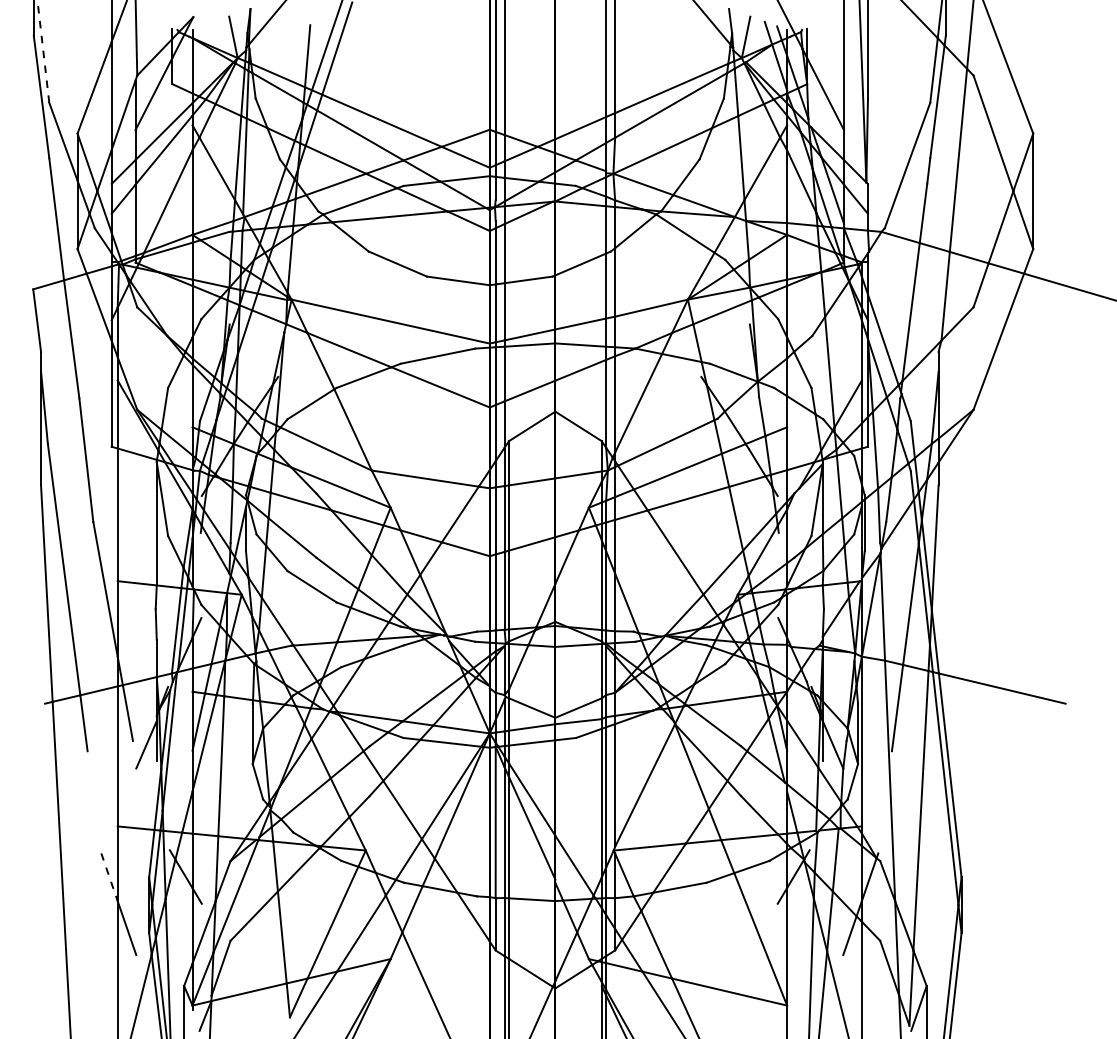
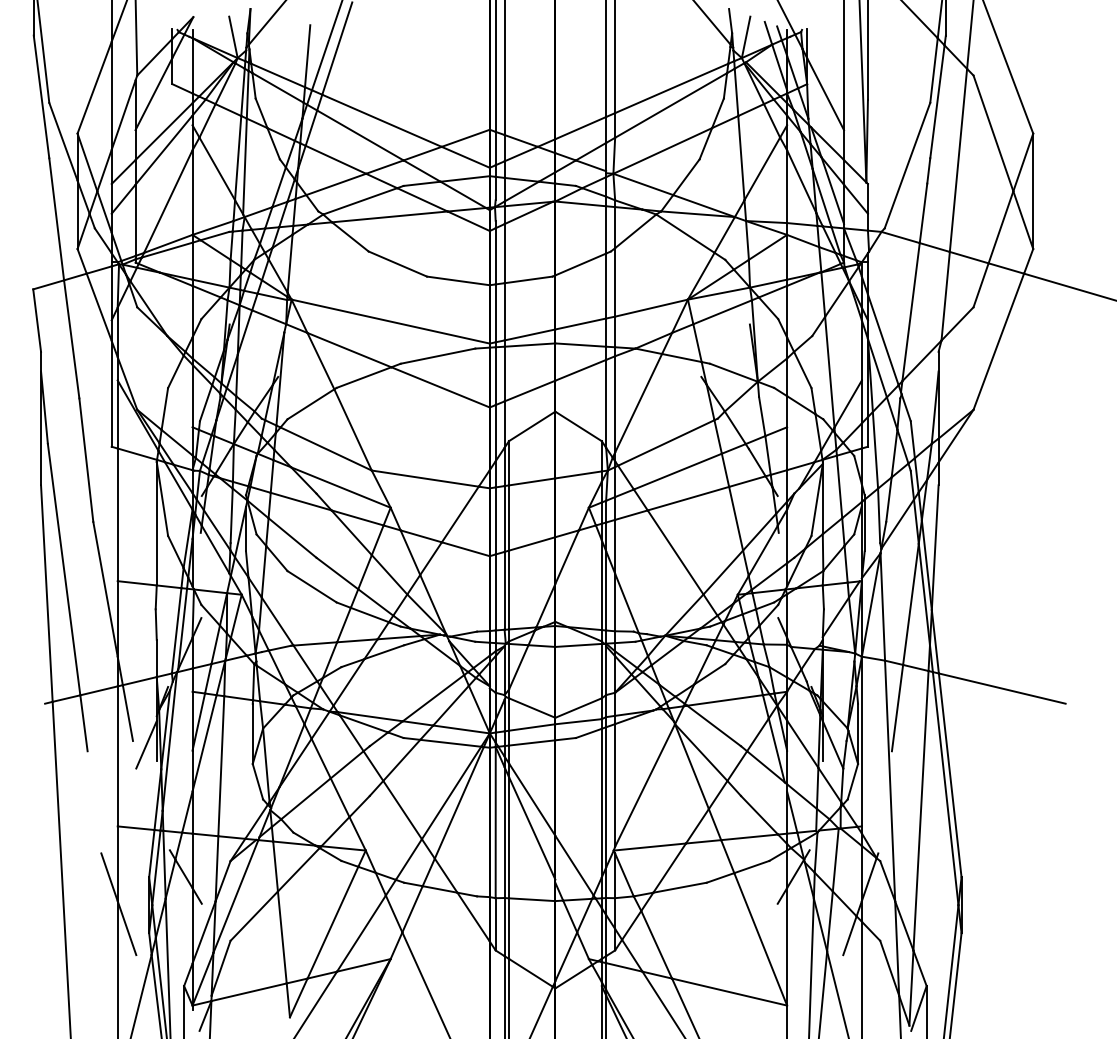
line: dashed -> solid (43, 51)
line: dashed -> solid (109, 877)
